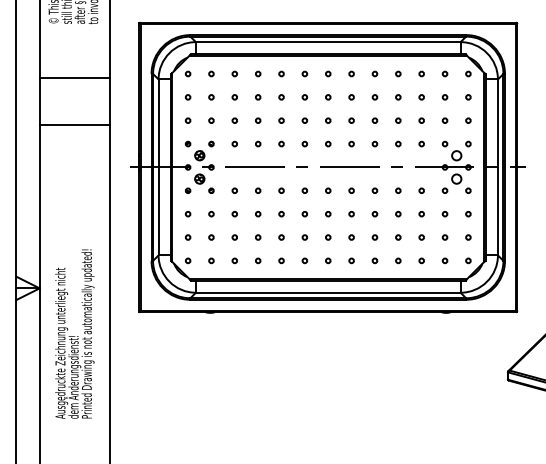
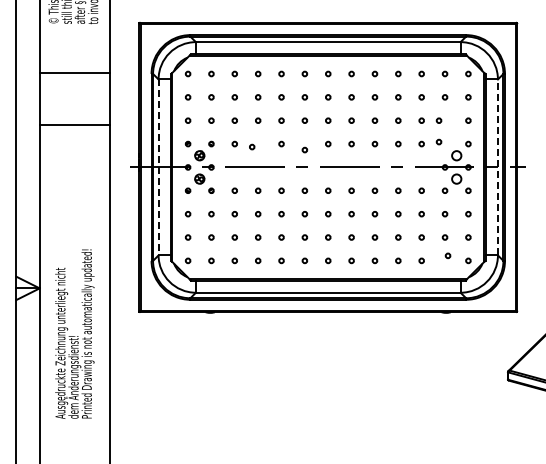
line position: (74, 78) -> (74, 73) (74, 73)
circle position: (444, 120) -> (438, 120) (438, 120)
circle position: (258, 143) -> (252, 146) (252, 146)
circle position: (304, 143) -> (304, 149) (304, 149)
circle position: (444, 143) -> (438, 141) (438, 141)
line: solid -> dashed (158, 167)
line: solid -> dashed (497, 167)
circle position: (444, 260) -> (447, 255) (447, 255)
